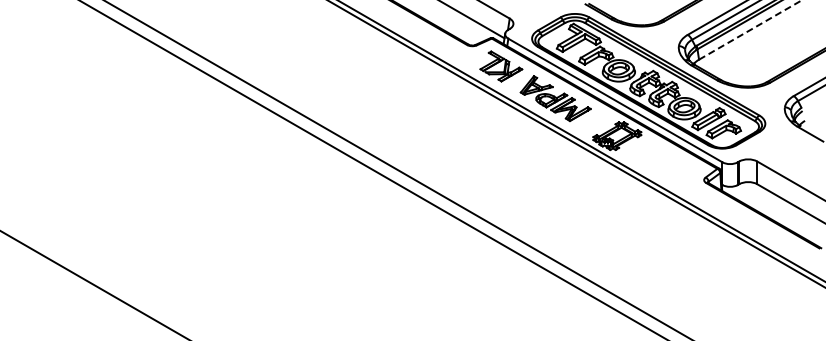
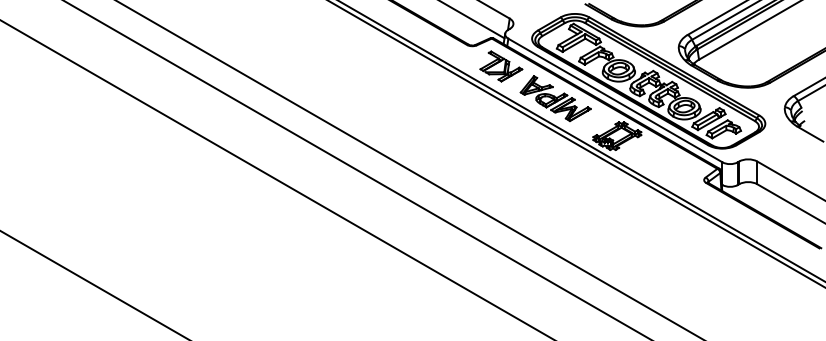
line: dashed -> solid (750, 29)
line position: (372, 169) -> (356, 169) (356, 169)
line position: (397, 169) -> (408, 169) (408, 169)
line: none -> present (276, 179)
